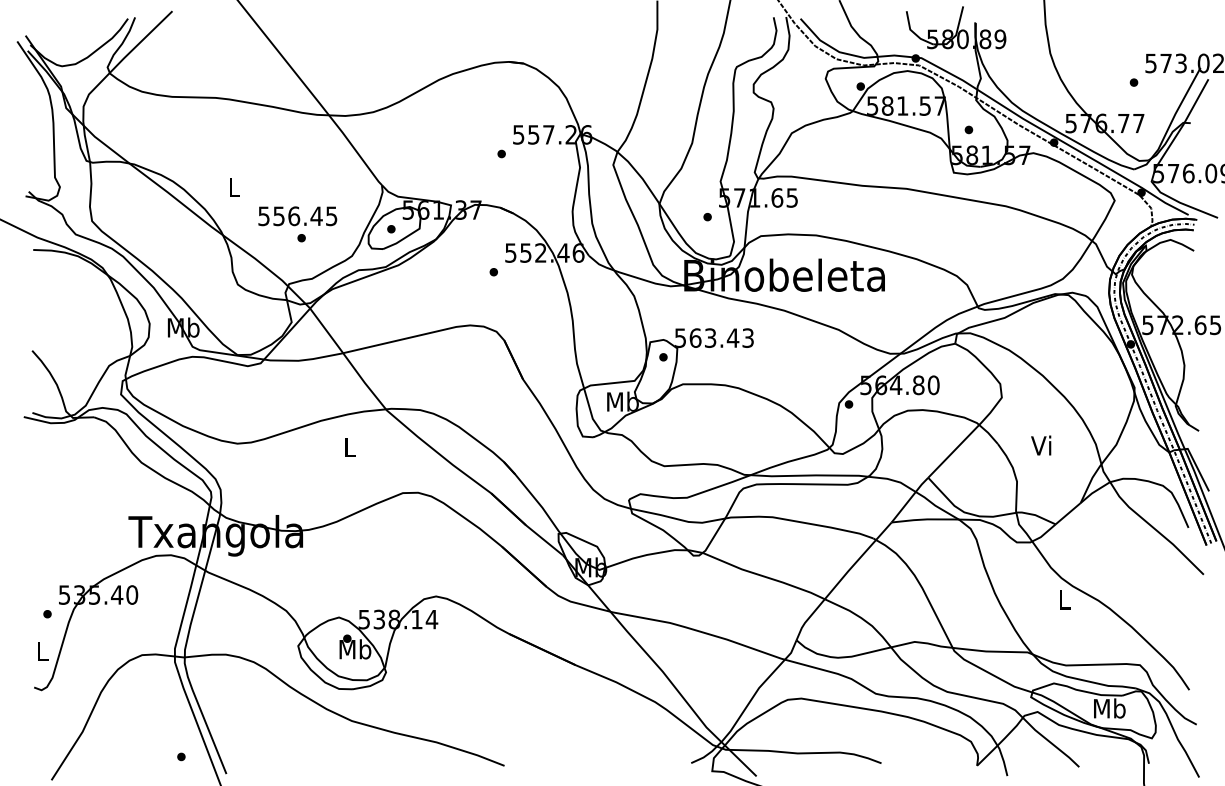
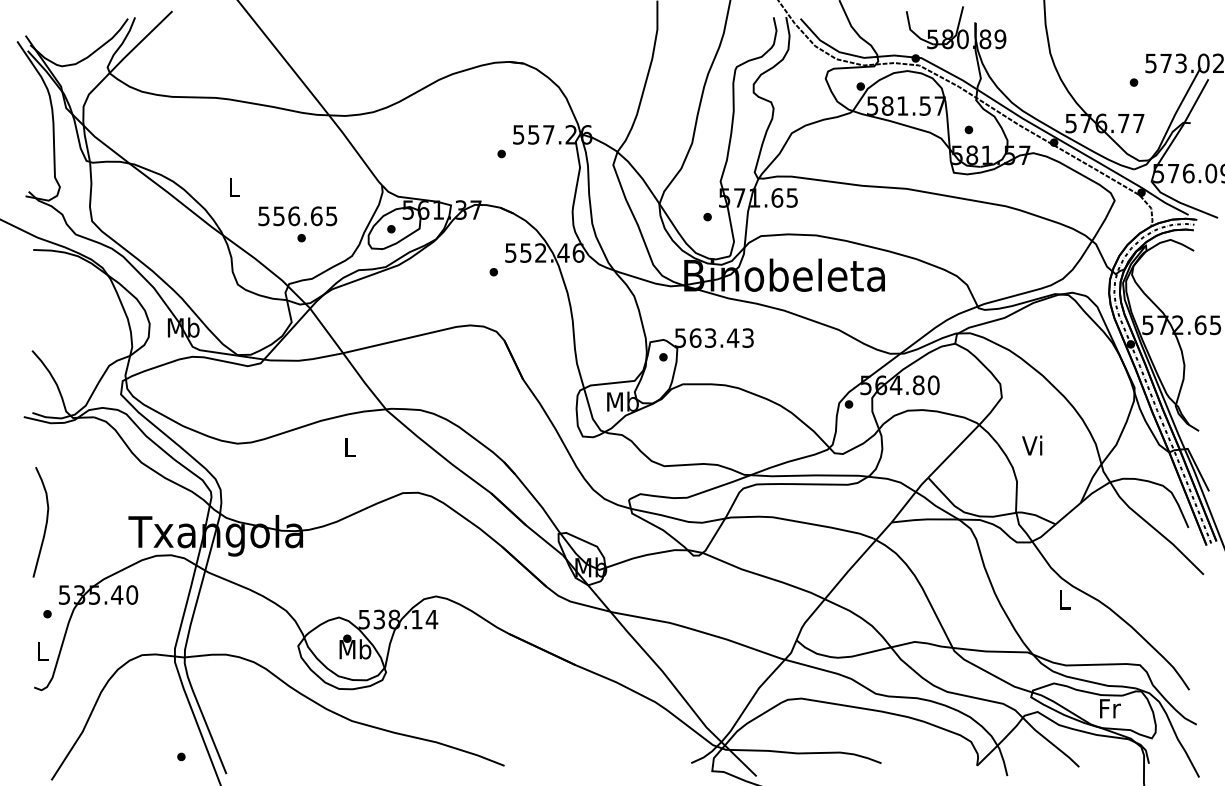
text: 556.45 -> 556.65 (316, 216)
text position: (1041, 445) -> (1032, 445) (1032, 445)
curve: none -> present (45, 522)
text: Mb -> Fr (1109, 708)
